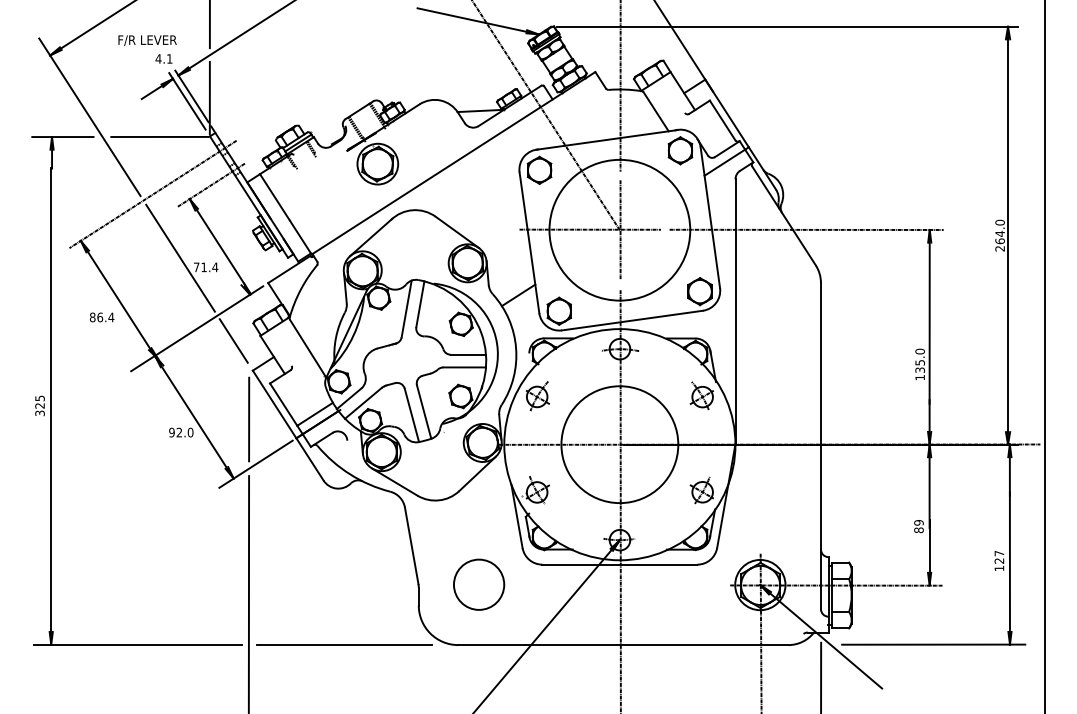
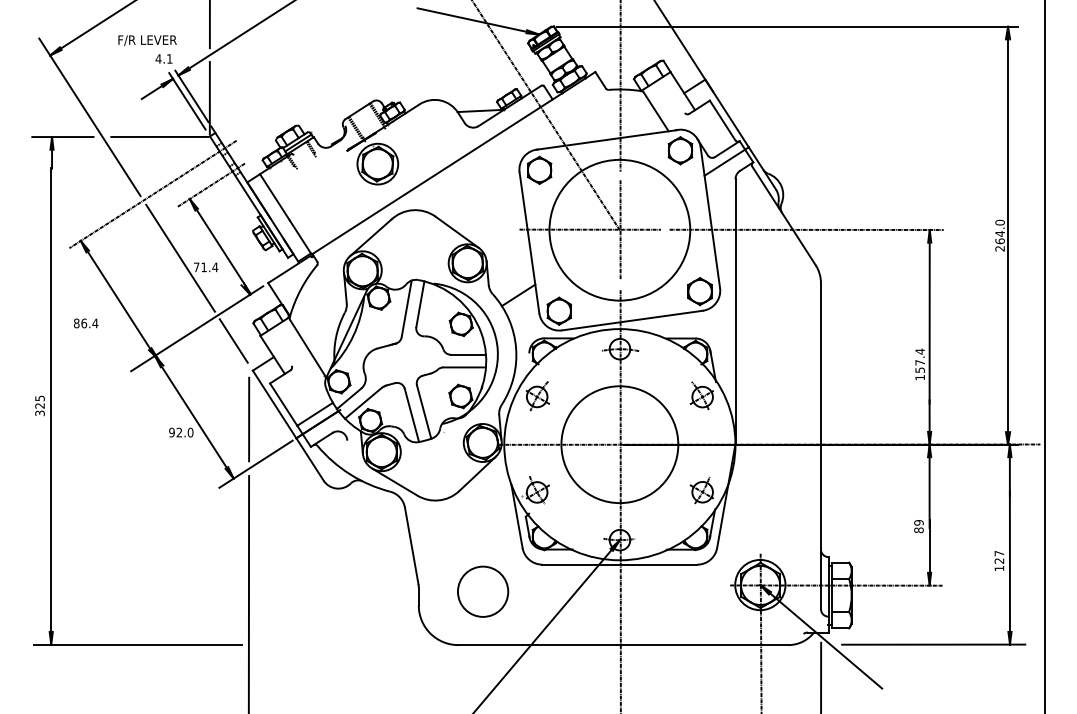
text position: (101, 317) -> (85, 323) (85, 323)
text: 135.0 -> 157.4 (919, 360)
circle position: (479, 584) -> (483, 591) (483, 591)
line: present -> none (343, 644)
